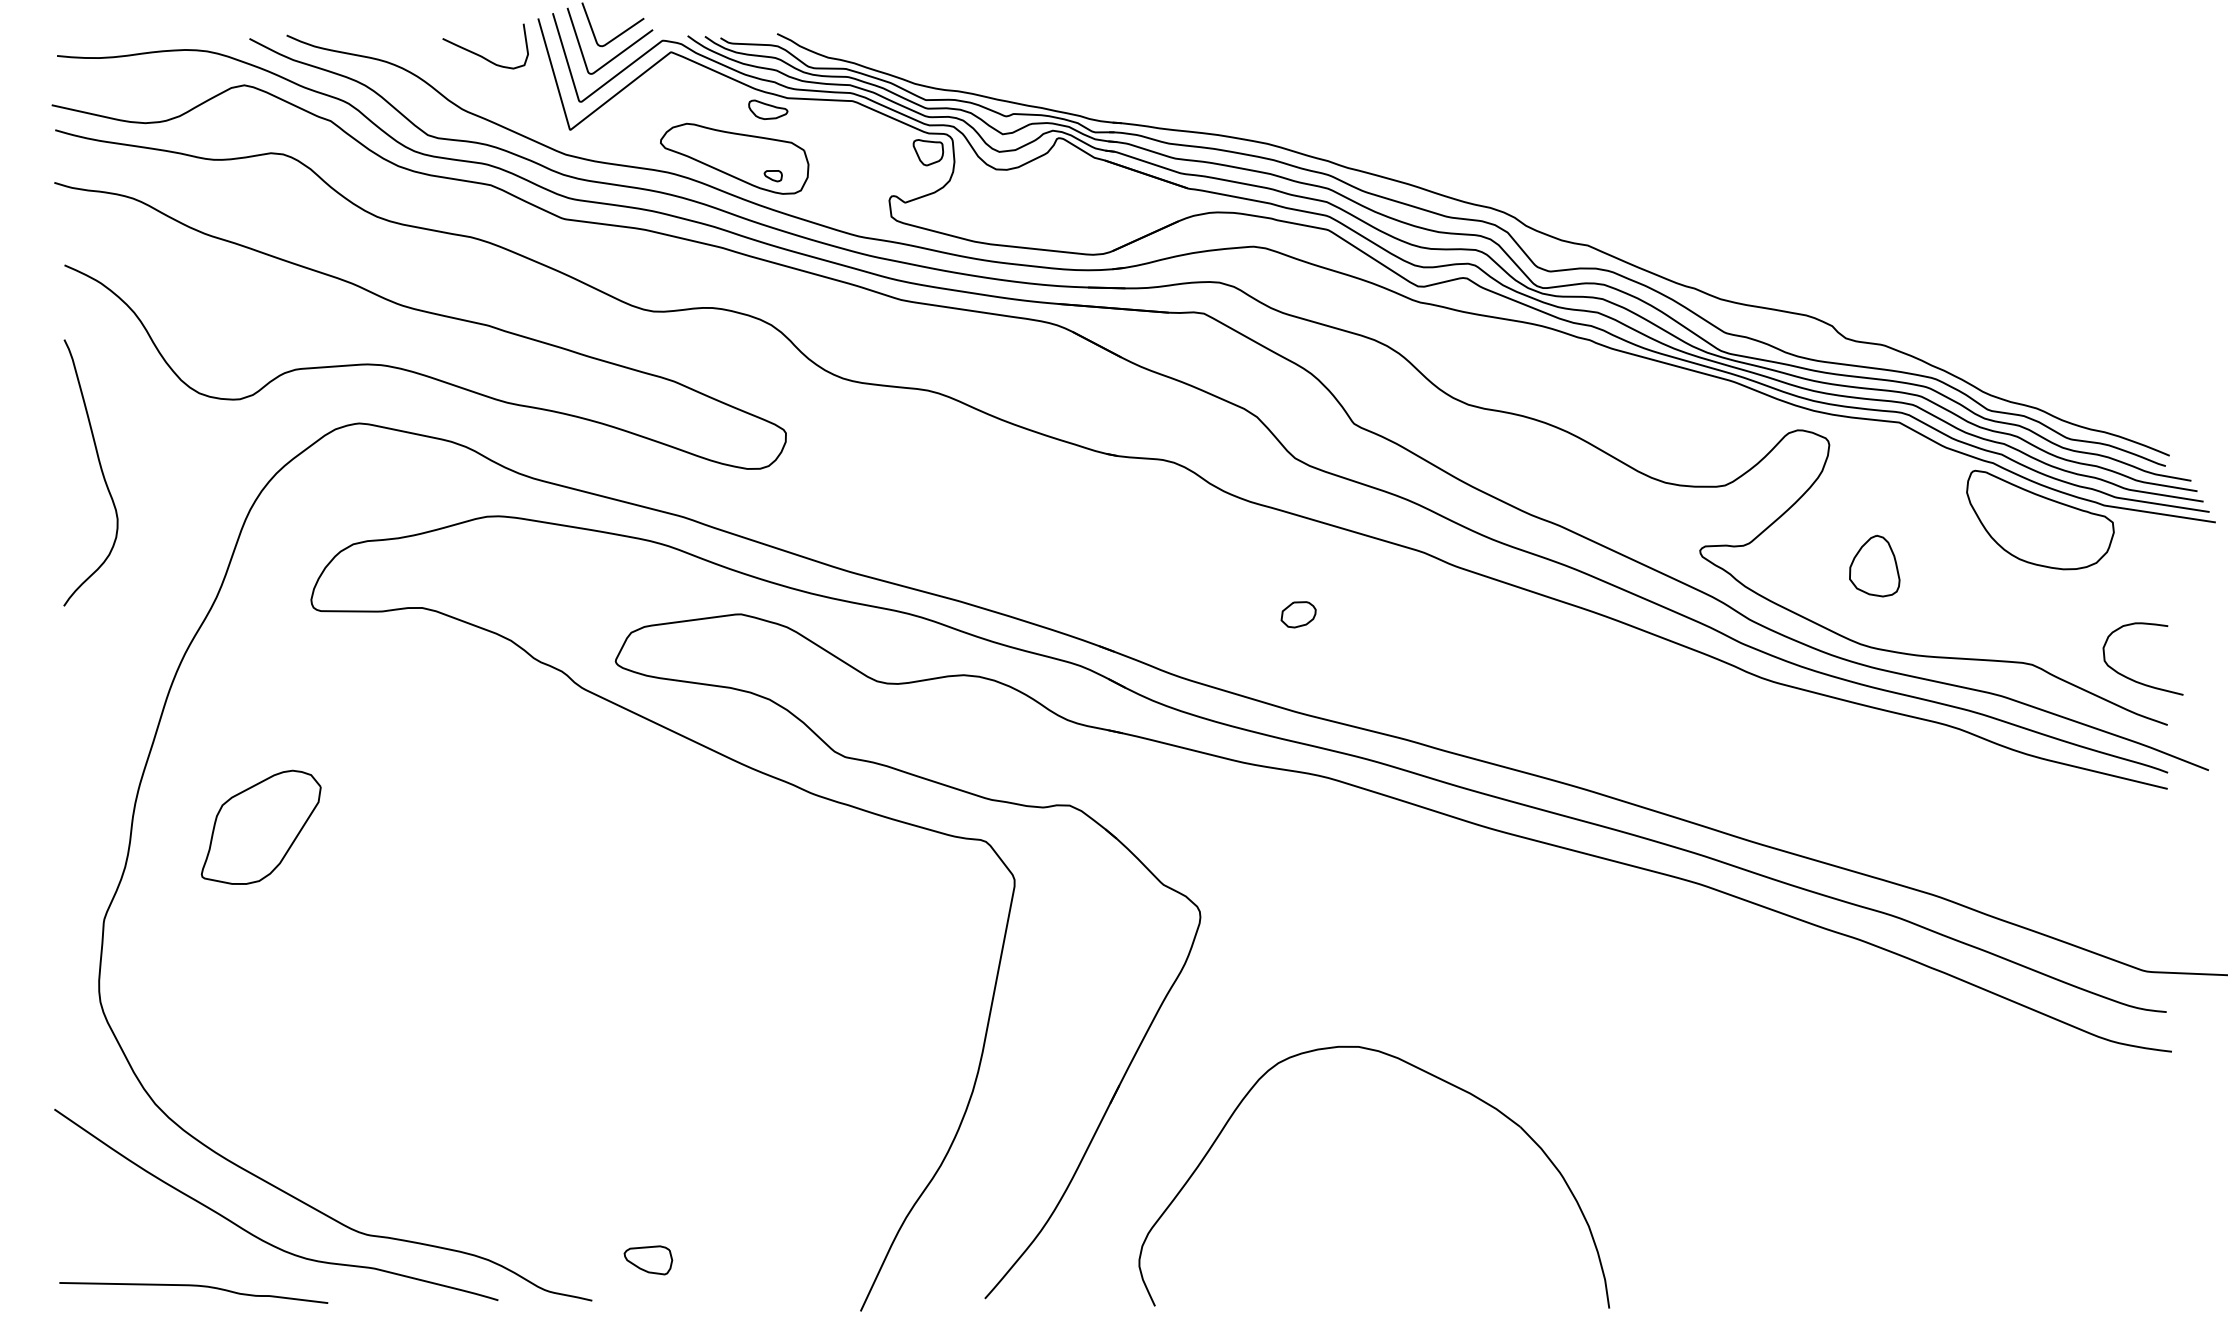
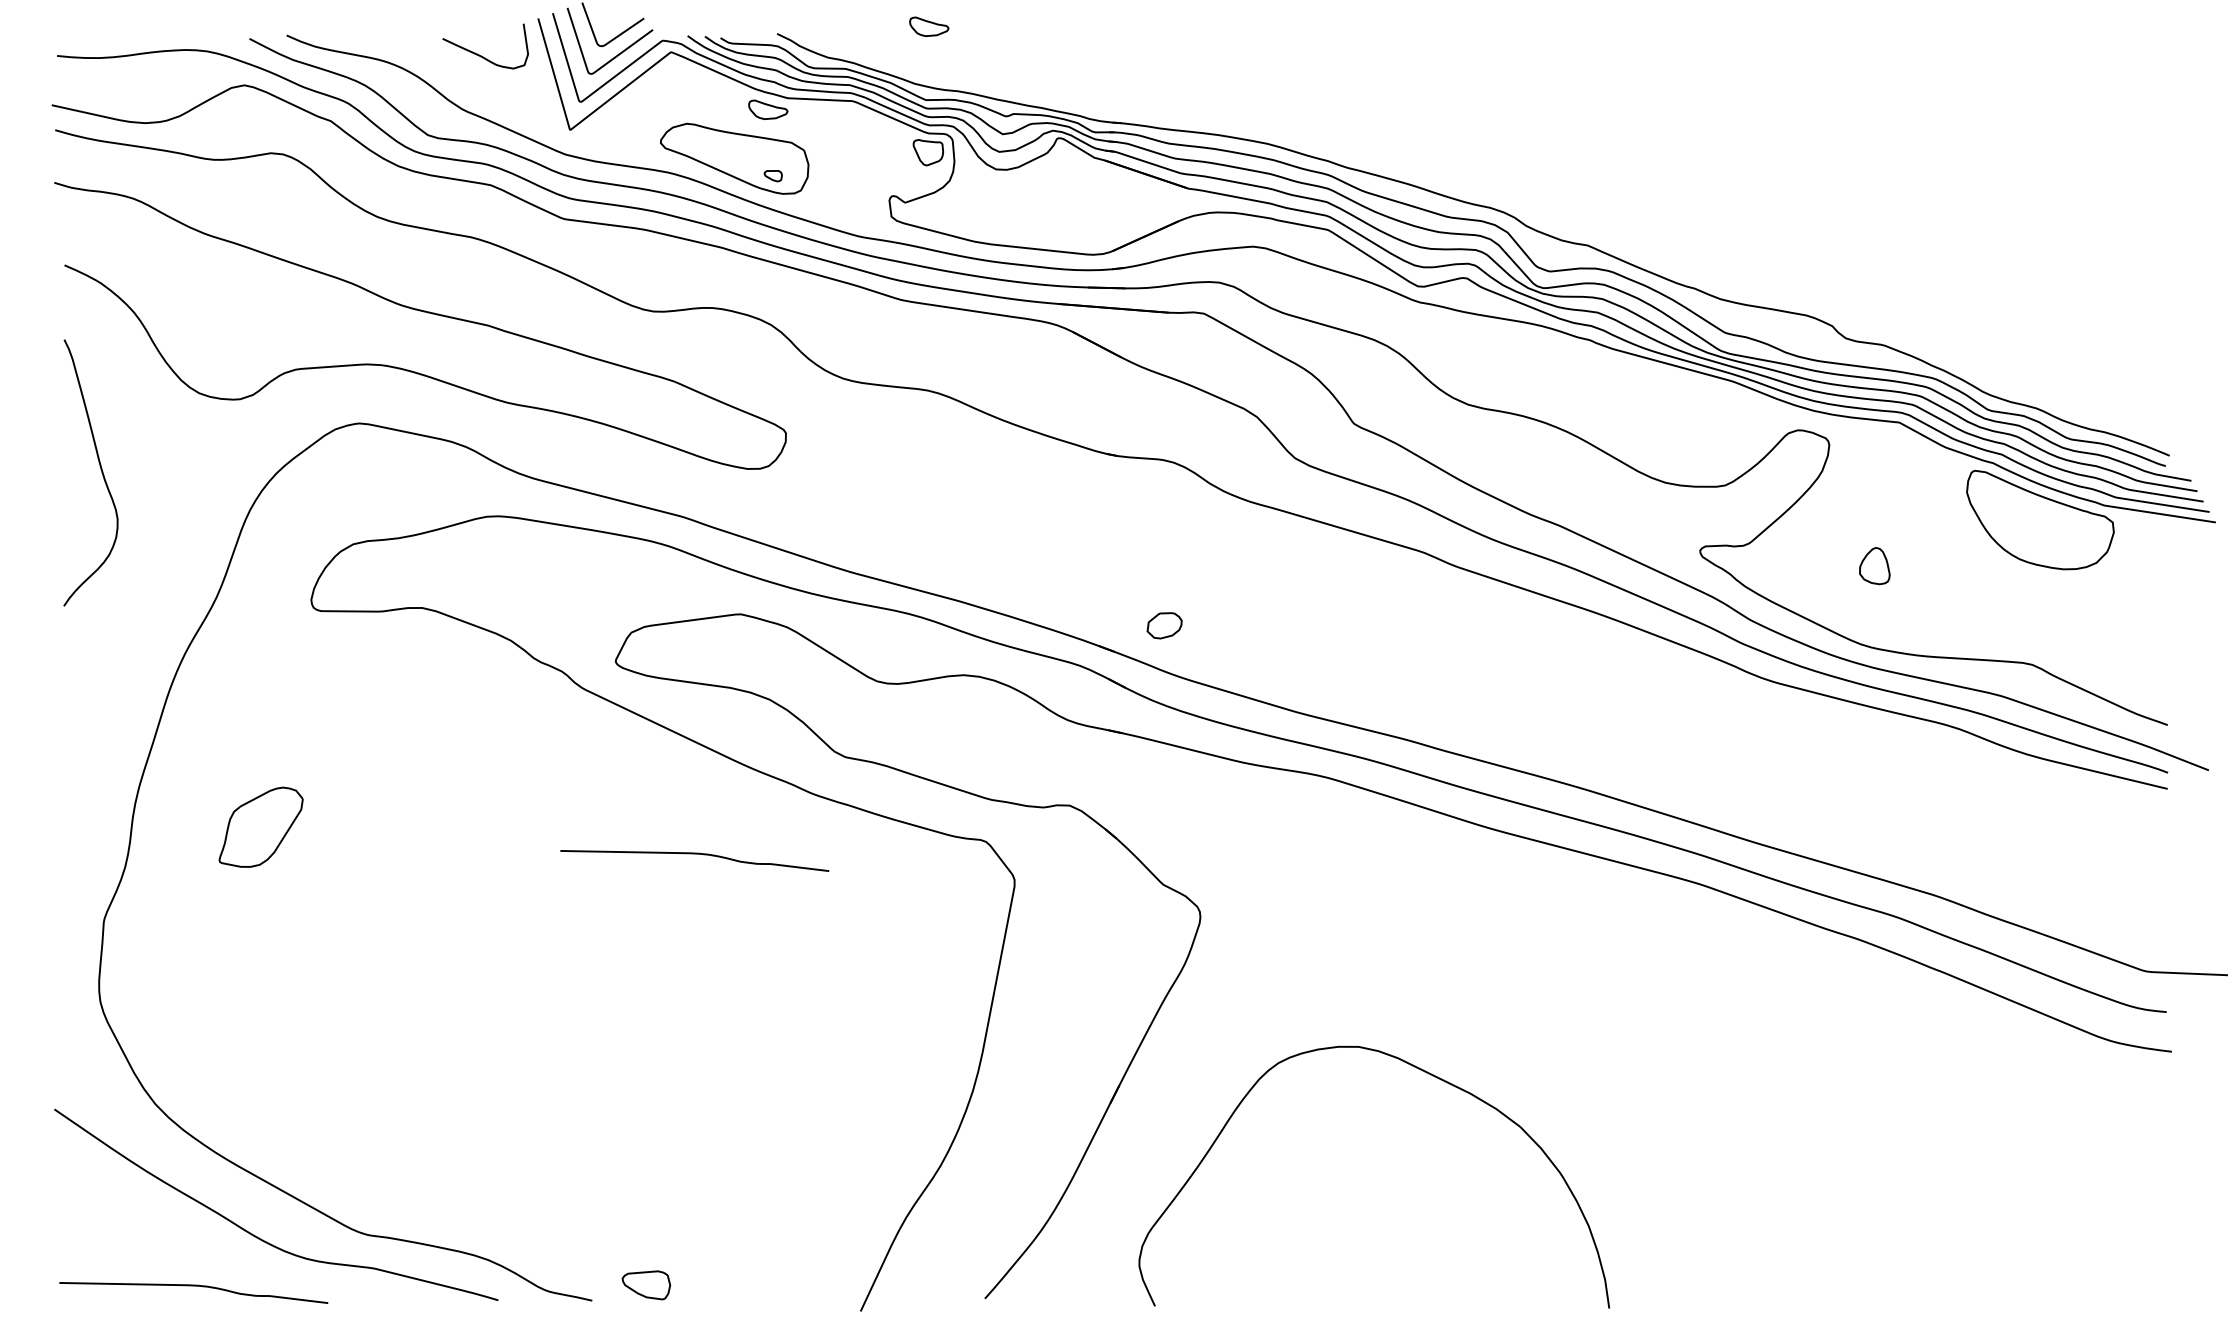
part: none -> present (929, 26)
part size: 52x64 px -> 32x39 px (1874, 566)
part position: (1298, 614) -> (1164, 625) (1164, 625)
curve: present -> none (2131, 678)
part size: 122x116 px -> 86x82 px (260, 826)
curve: none -> present (694, 854)
part position: (648, 1260) -> (646, 1285) (646, 1285)
